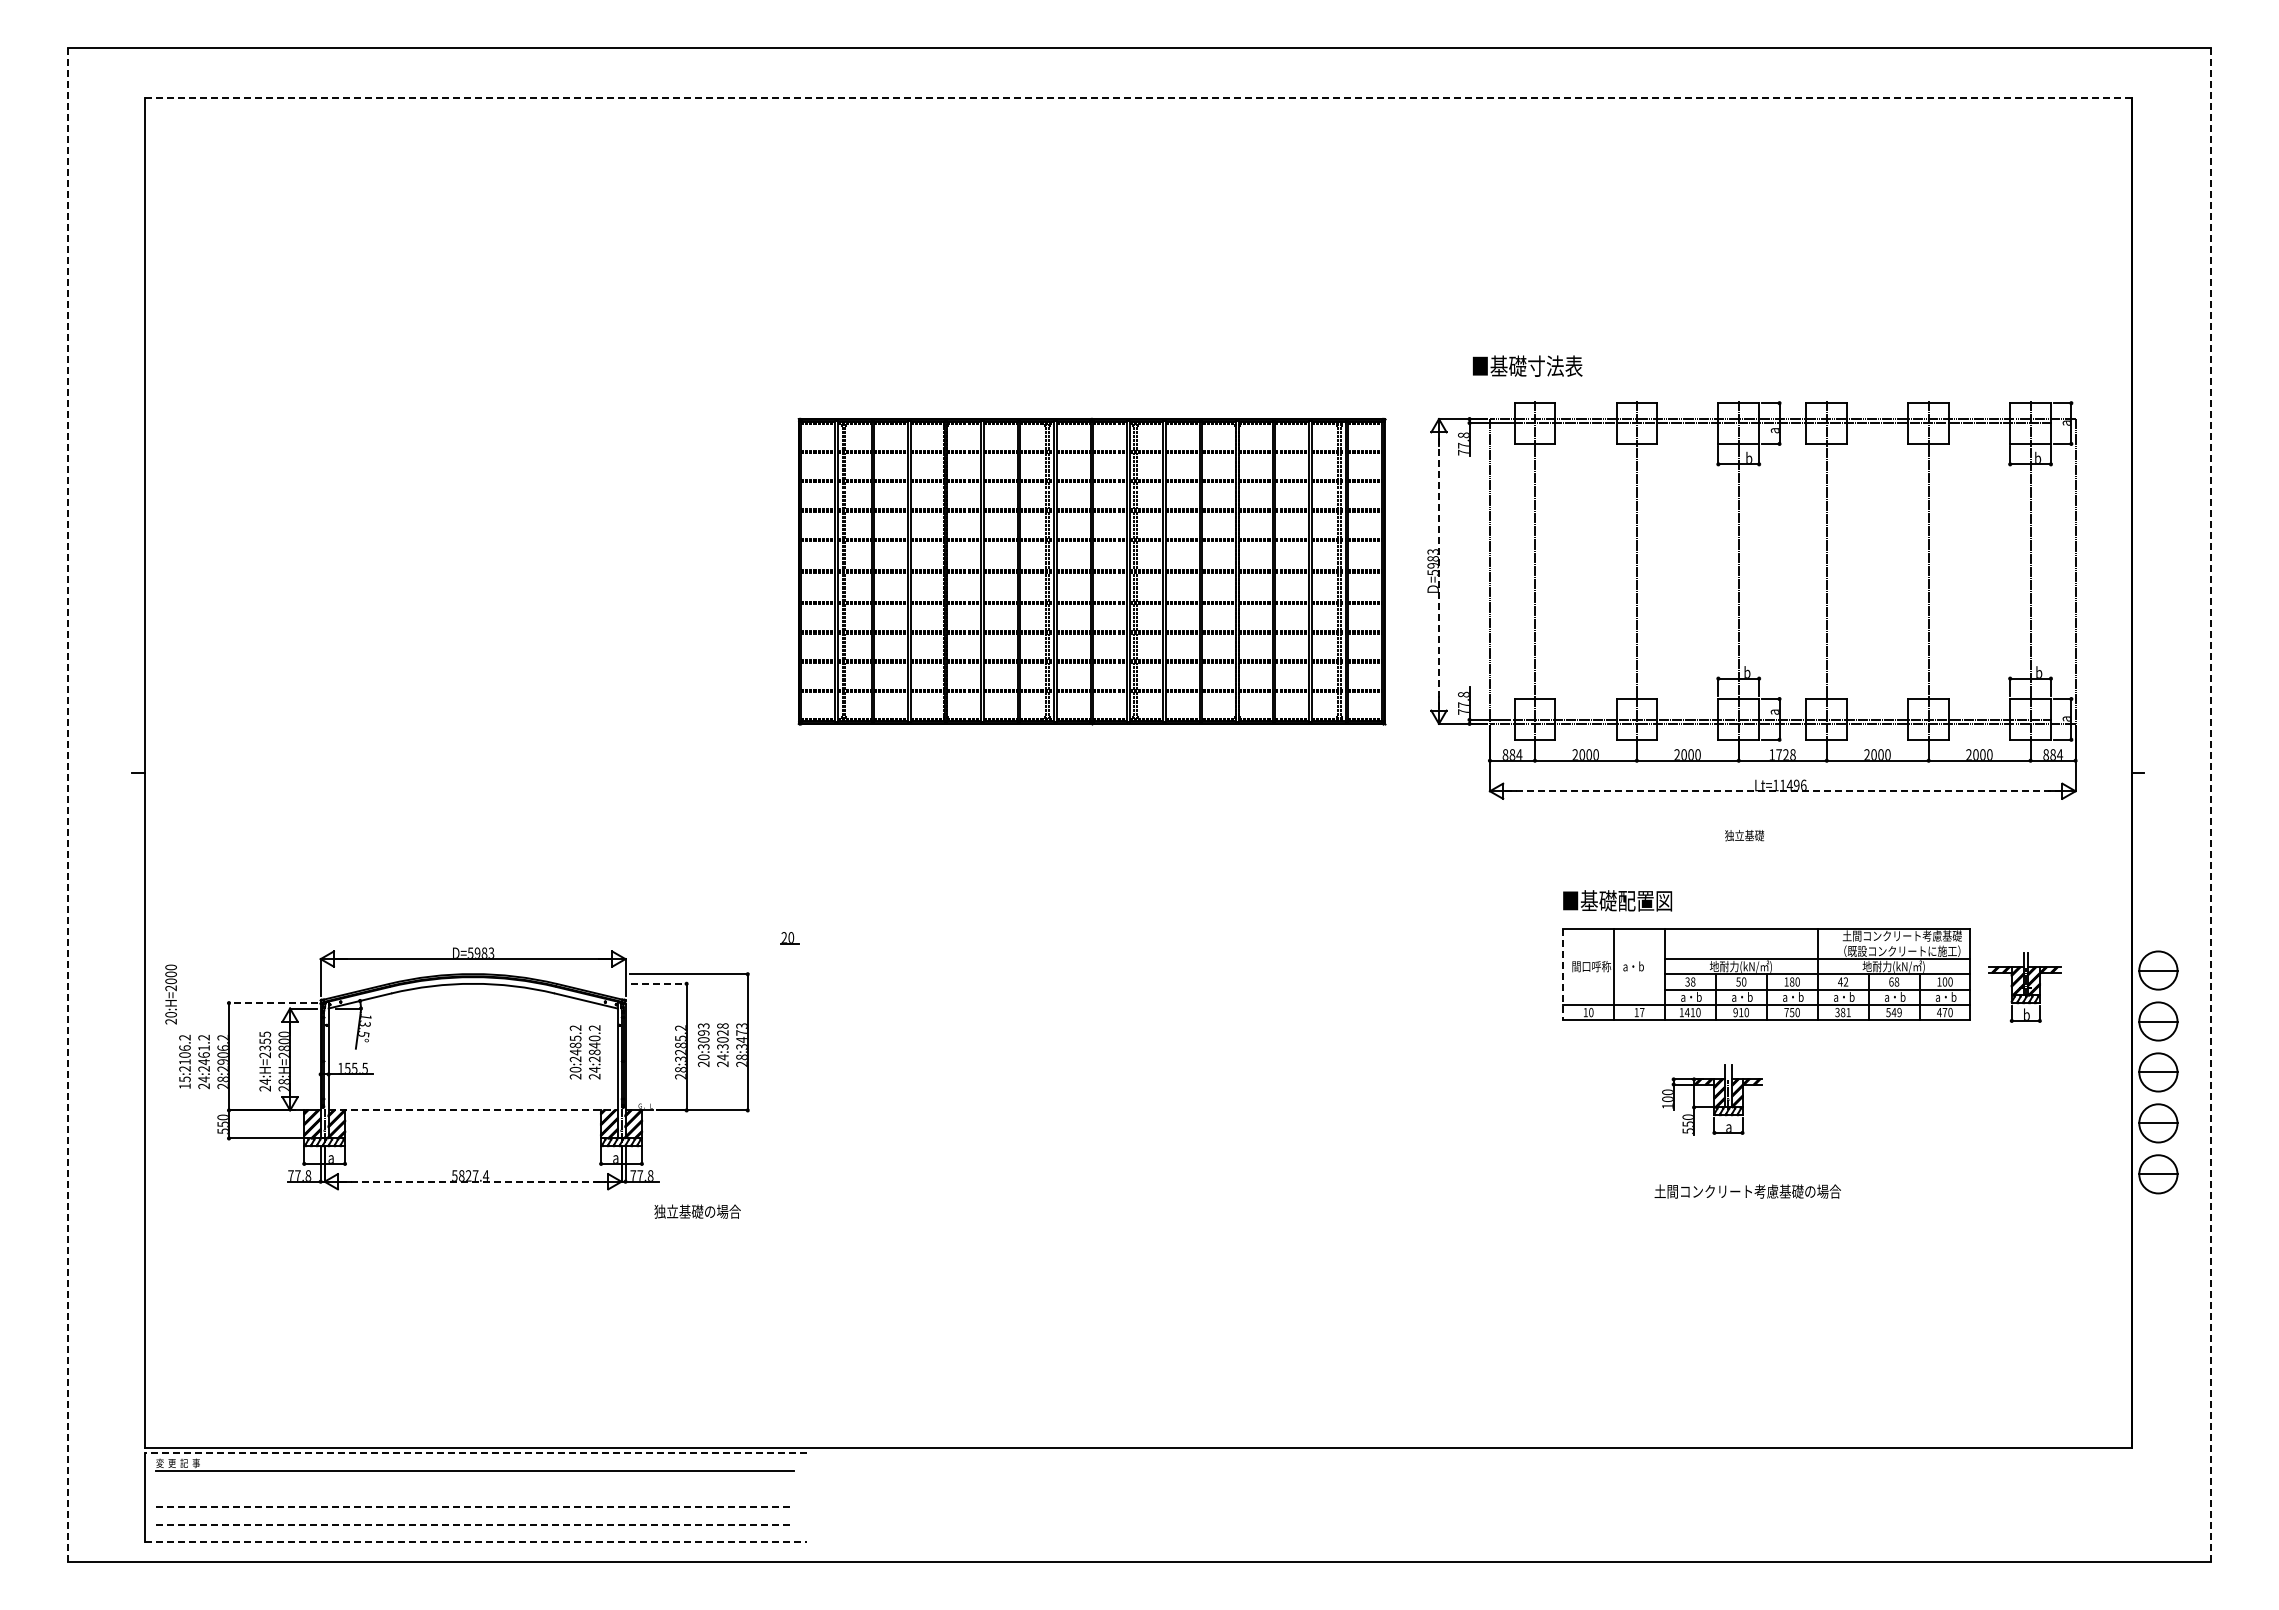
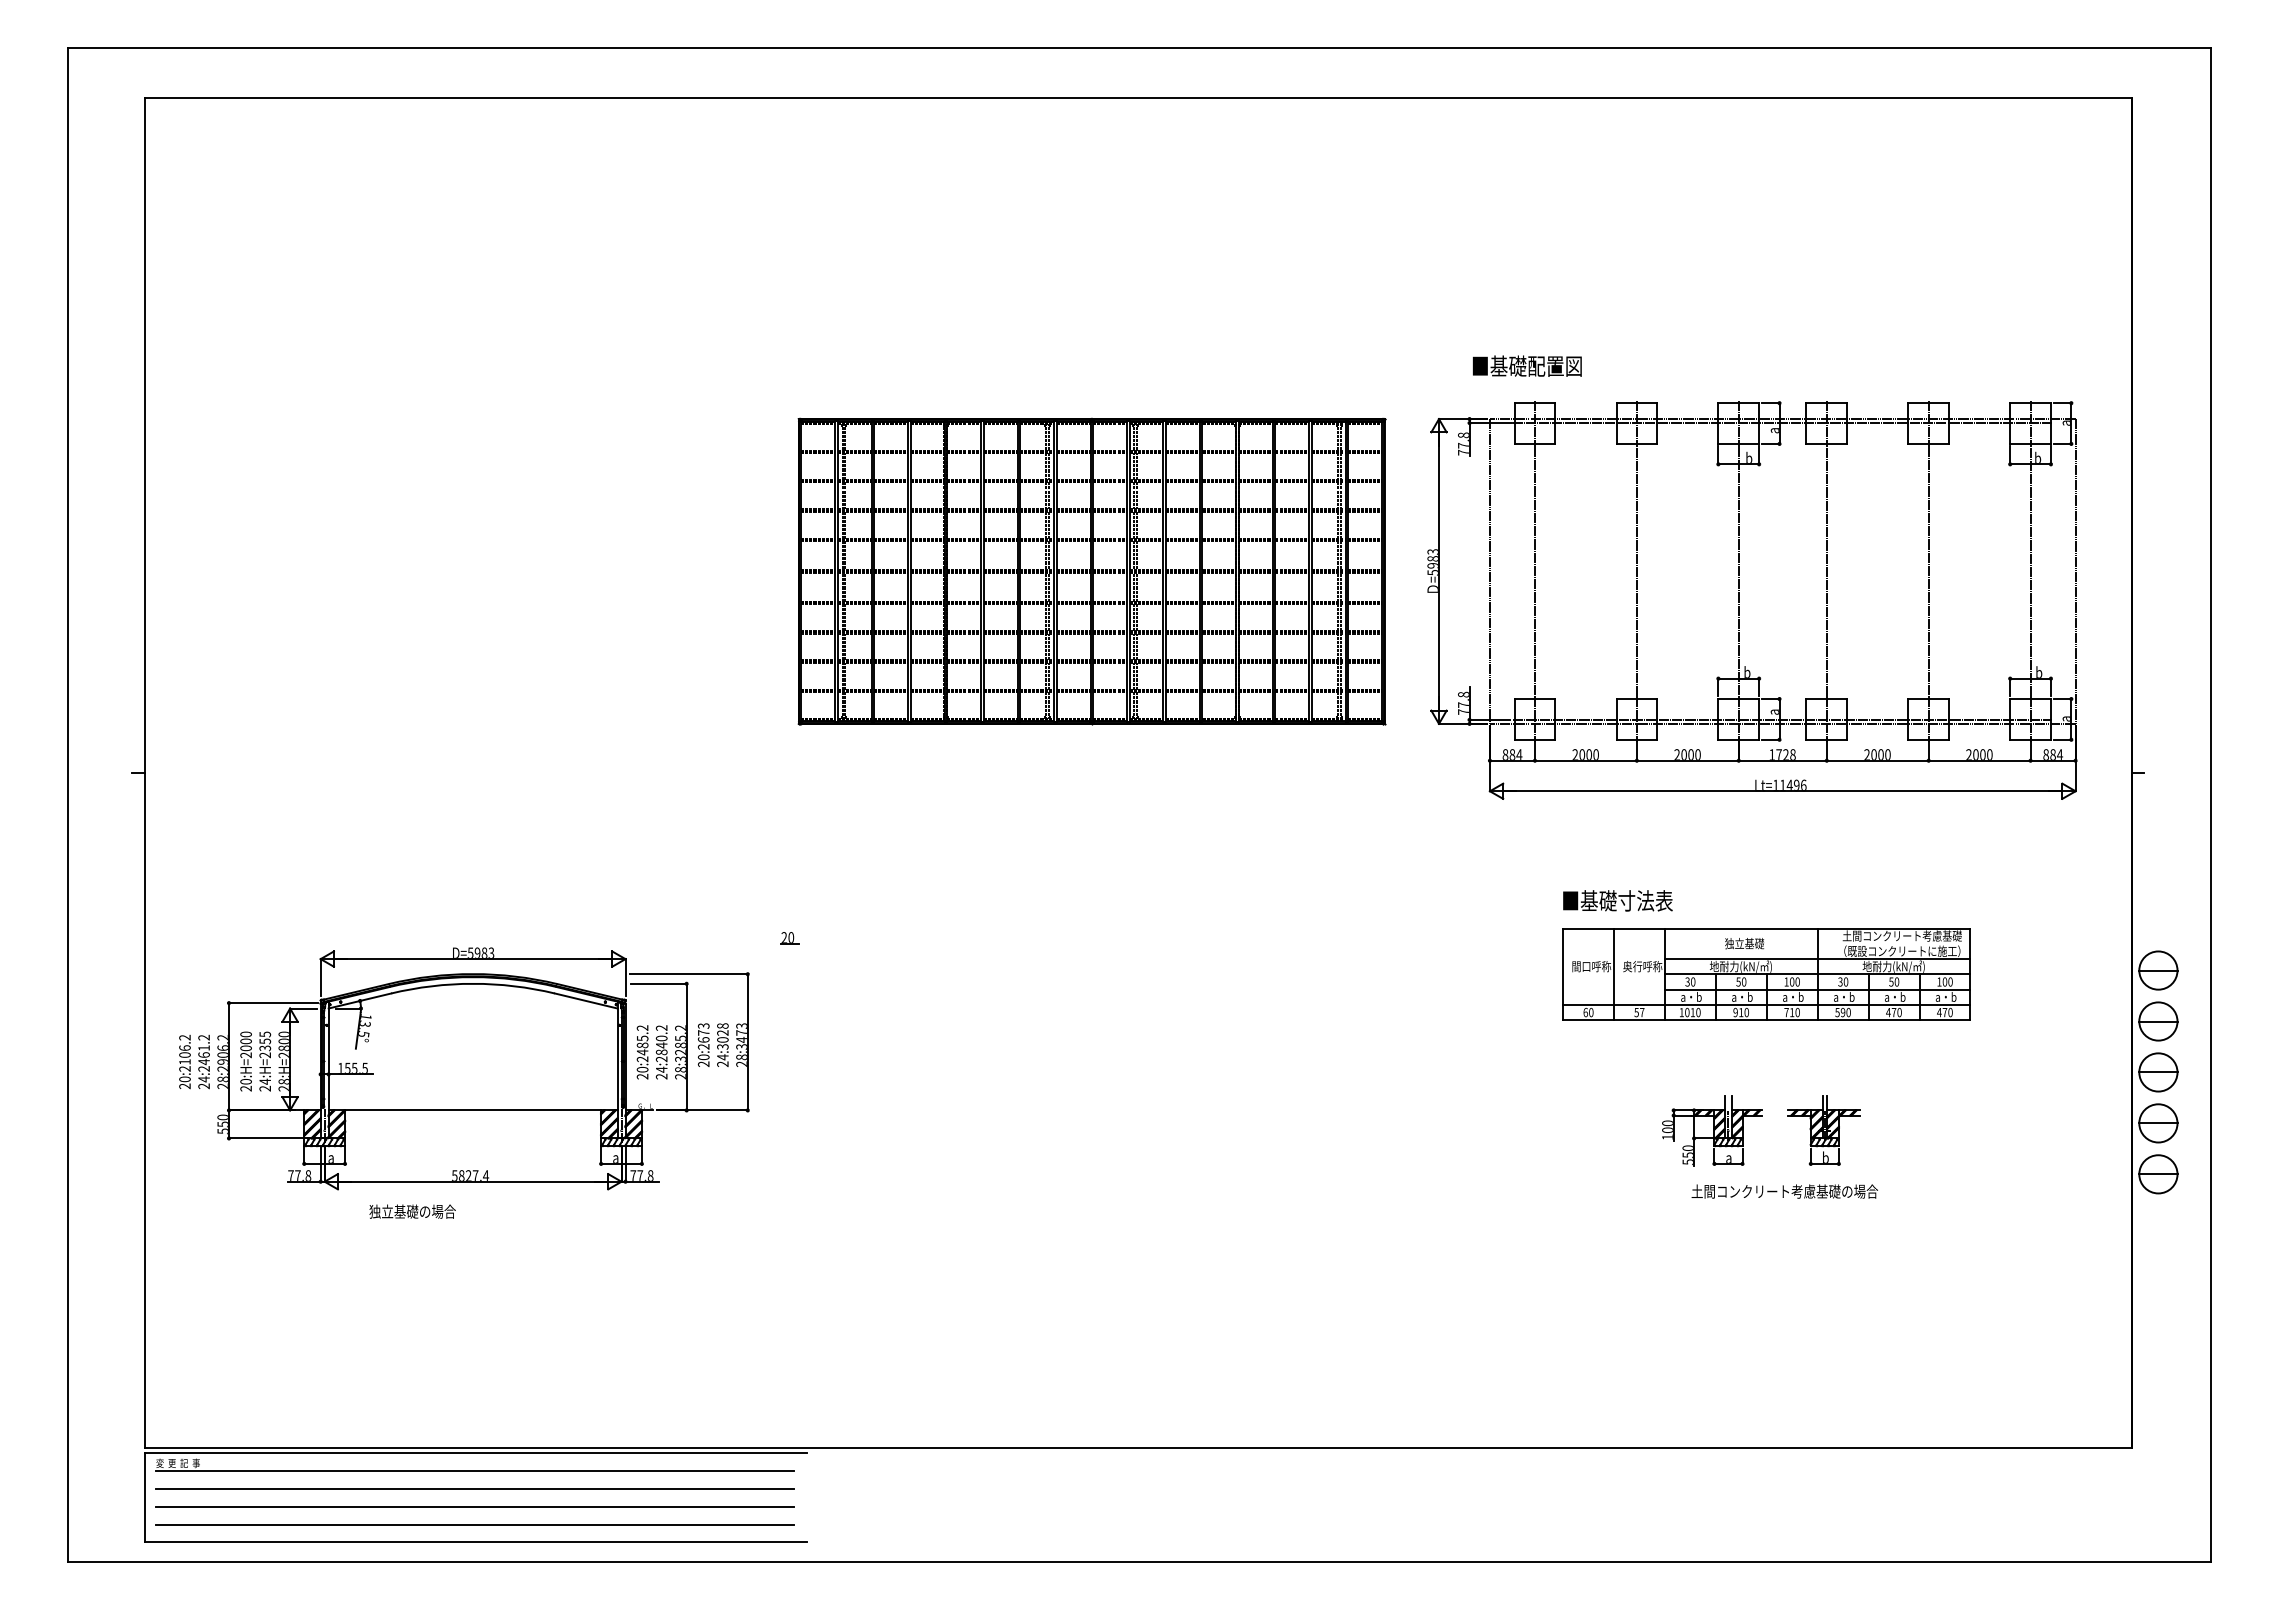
line: dashed -> solid (1137, 98)
text: ■基礎寸法表 -> ■基礎配置図 (1555, 365)
line: dashed -> solid (1439, 570)
line: dashed -> solid (1782, 791)
line: dashed -> solid (68, 805)
line: dashed -> solid (2210, 805)
text position: (1744, 835) -> (1744, 943) (1744, 943)
text: ■基礎配置図 -> ■基礎寸法表 (1645, 900)
text: a・b -> 奥行呼称 (1642, 966)
line: dashed -> solid (1562, 974)
text: 42 -> 30 (1843, 981)
text: 68 -> 50 (1894, 981)
text: 38 -> 30 (1693, 982)
text: 180 -> 100 (1792, 982)
line: dashed -> solid (659, 983)
part position: (2024, 987) -> (1823, 1130) (1823, 1130)
text position: (170, 994) -> (245, 1061) (245, 1061)
line: dashed -> solid (272, 1003)
text: 10 -> 60 (1585, 1012)
text: 17 -> 57 (1636, 1012)
text: 1410 -> 1010 (1686, 1012)
text: 750 -> 710 (1792, 1012)
text: 381 -> 590 (1842, 1012)
text: 549 -> 470 (1893, 1012)
text: 20:3093 -> 20:2673 (703, 1039)
text position: (584, 1052) -> (651, 1052) (651, 1052)
text: 15:2106.2 -> 20:2106.2 (184, 1082)
part position: (1712, 1099) -> (1712, 1130) (1712, 1130)
line: dashed -> solid (473, 1110)
line: dashed -> solid (473, 1181)
text position: (1747, 1191) -> (1784, 1191) (1784, 1191)
text position: (697, 1211) -> (412, 1211) (412, 1211)
line: dashed -> solid (475, 1453)
line: none -> present (474, 1488)
line: dashed -> solid (475, 1506)
line: dashed -> solid (475, 1524)
line: dashed -> solid (476, 1542)
